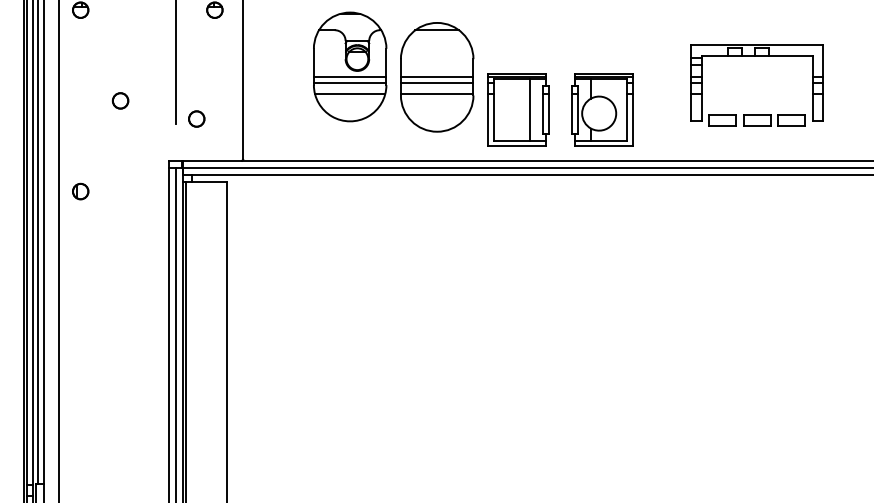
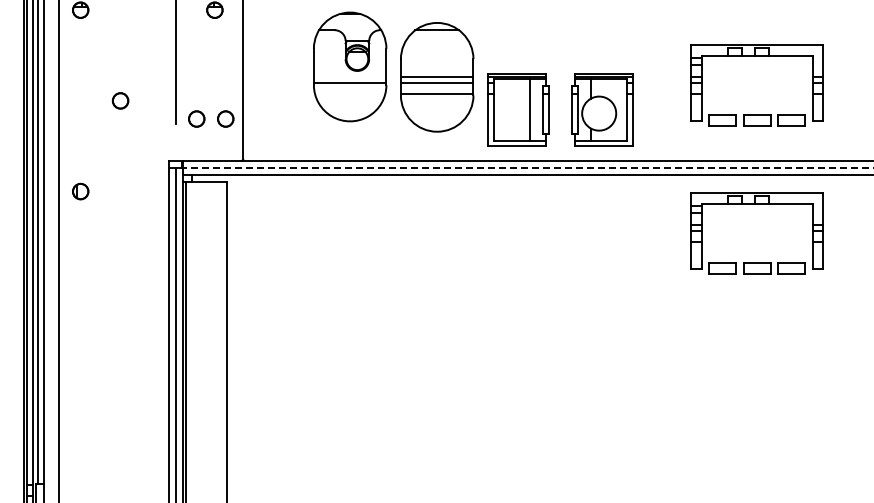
line: present -> none (349, 77)
line: present -> none (349, 93)
circle: none -> present (225, 118)
line: solid -> dashed (528, 168)
part: none -> present (756, 204)
